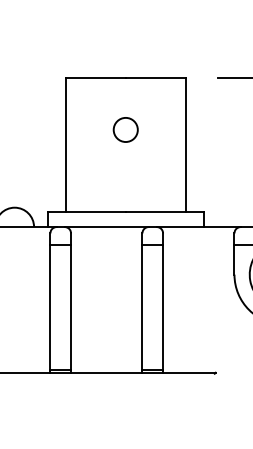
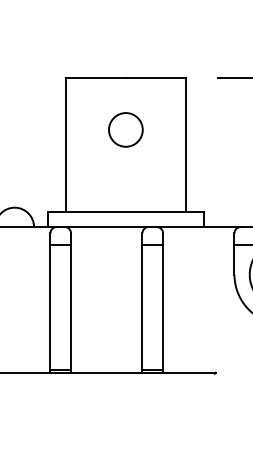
circle size: 27x26 px -> 36x36 px (125, 129)
